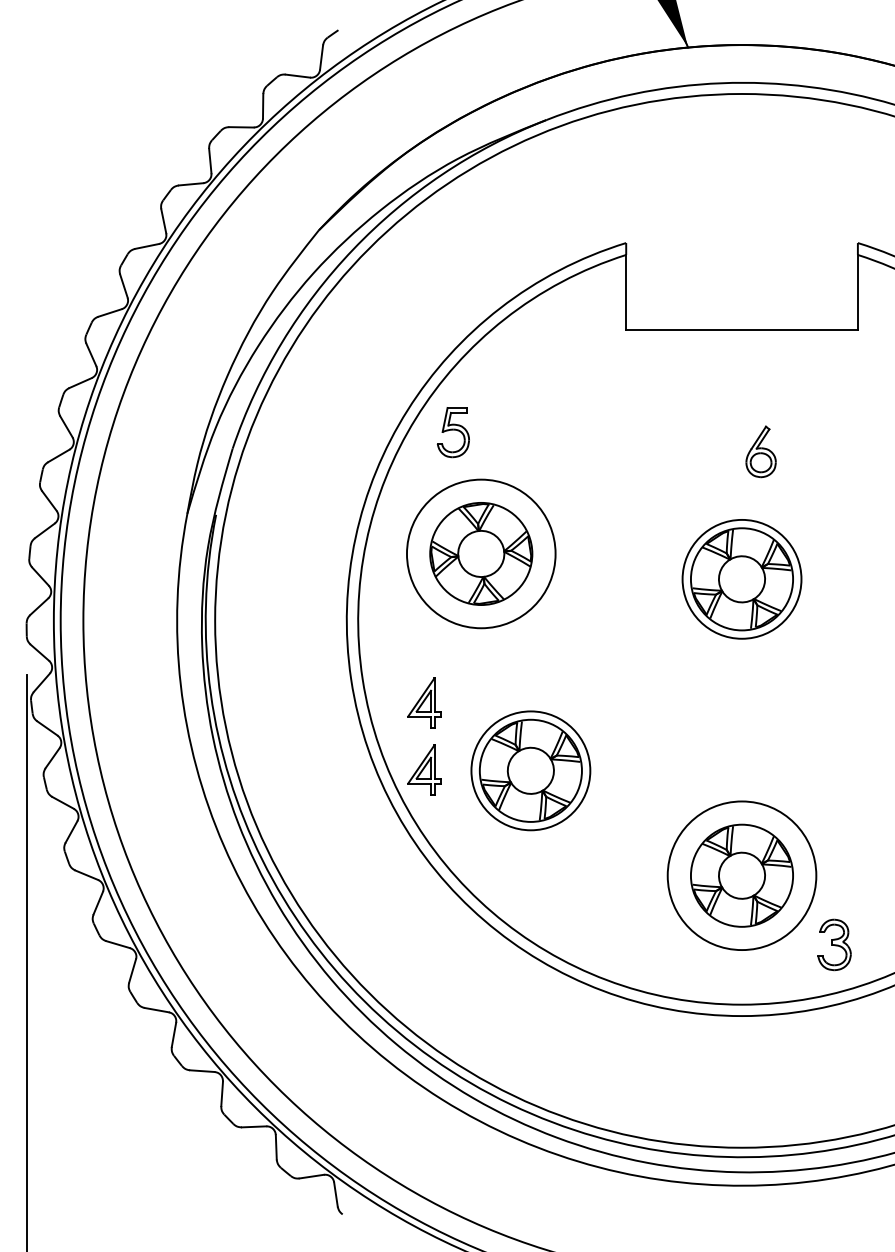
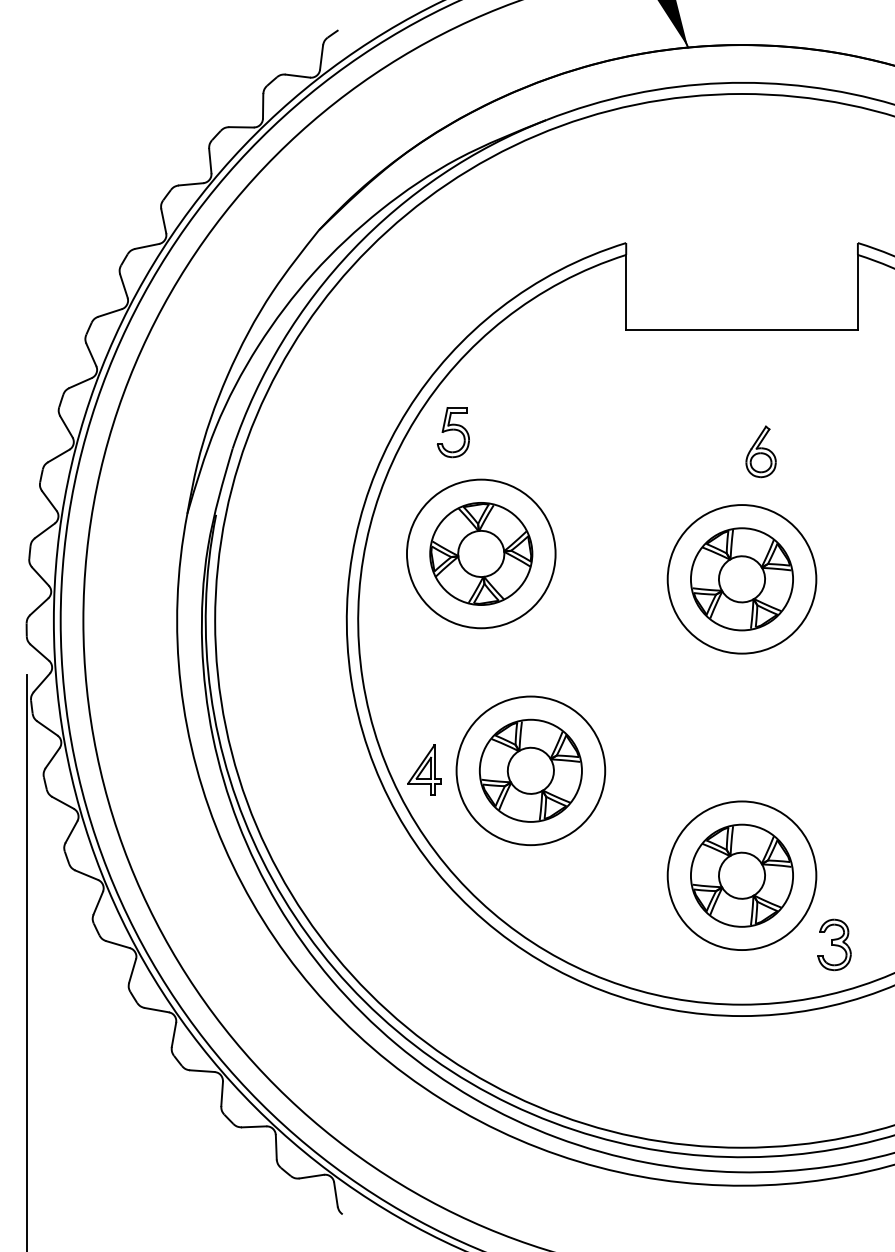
circle diameter: 119 px -> 149 px (741, 579)
part: present -> none (424, 702)
circle diameter: 119 px -> 149 px (530, 770)
